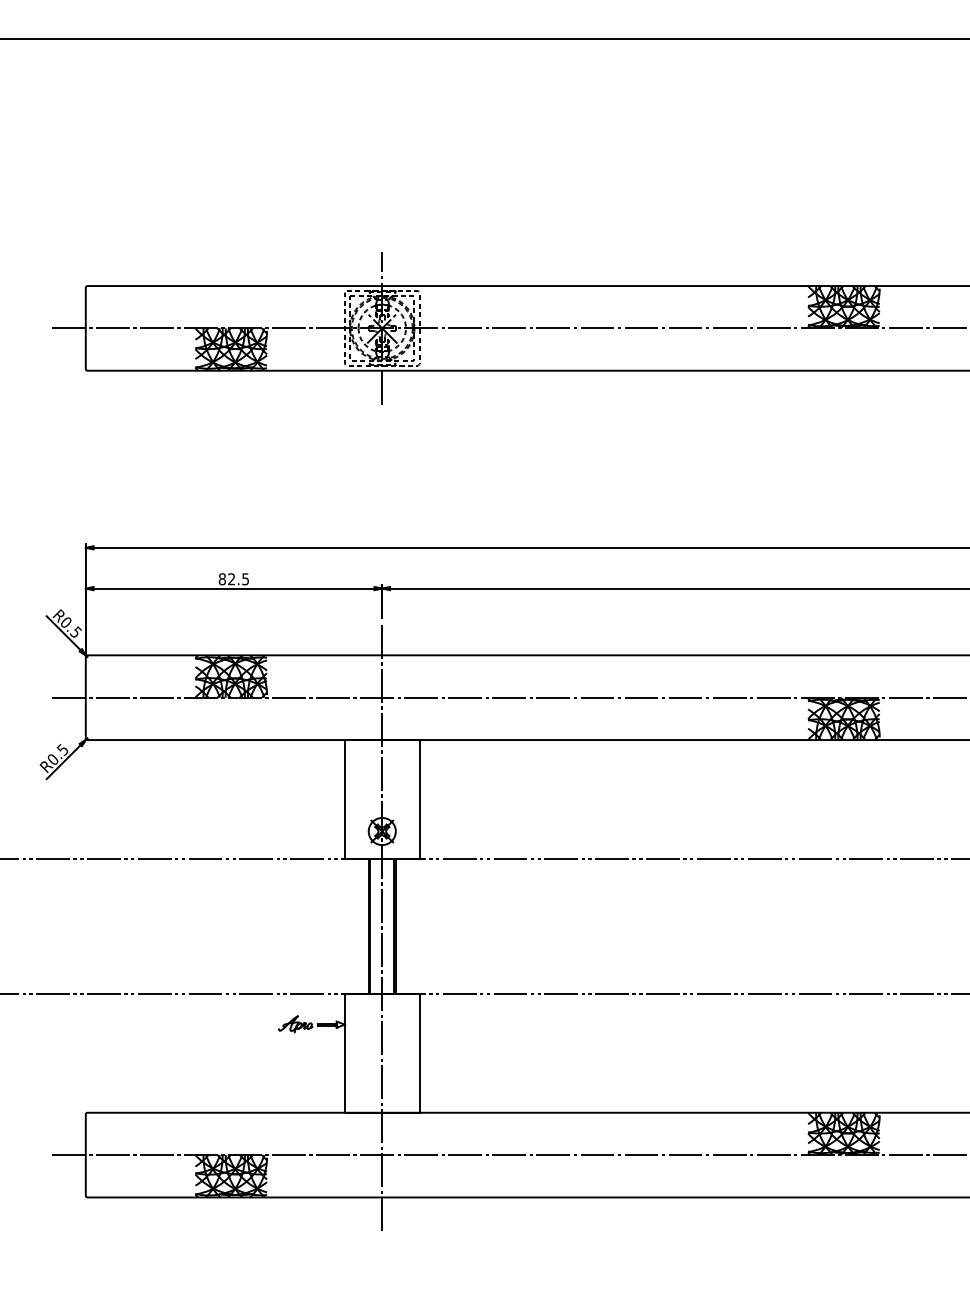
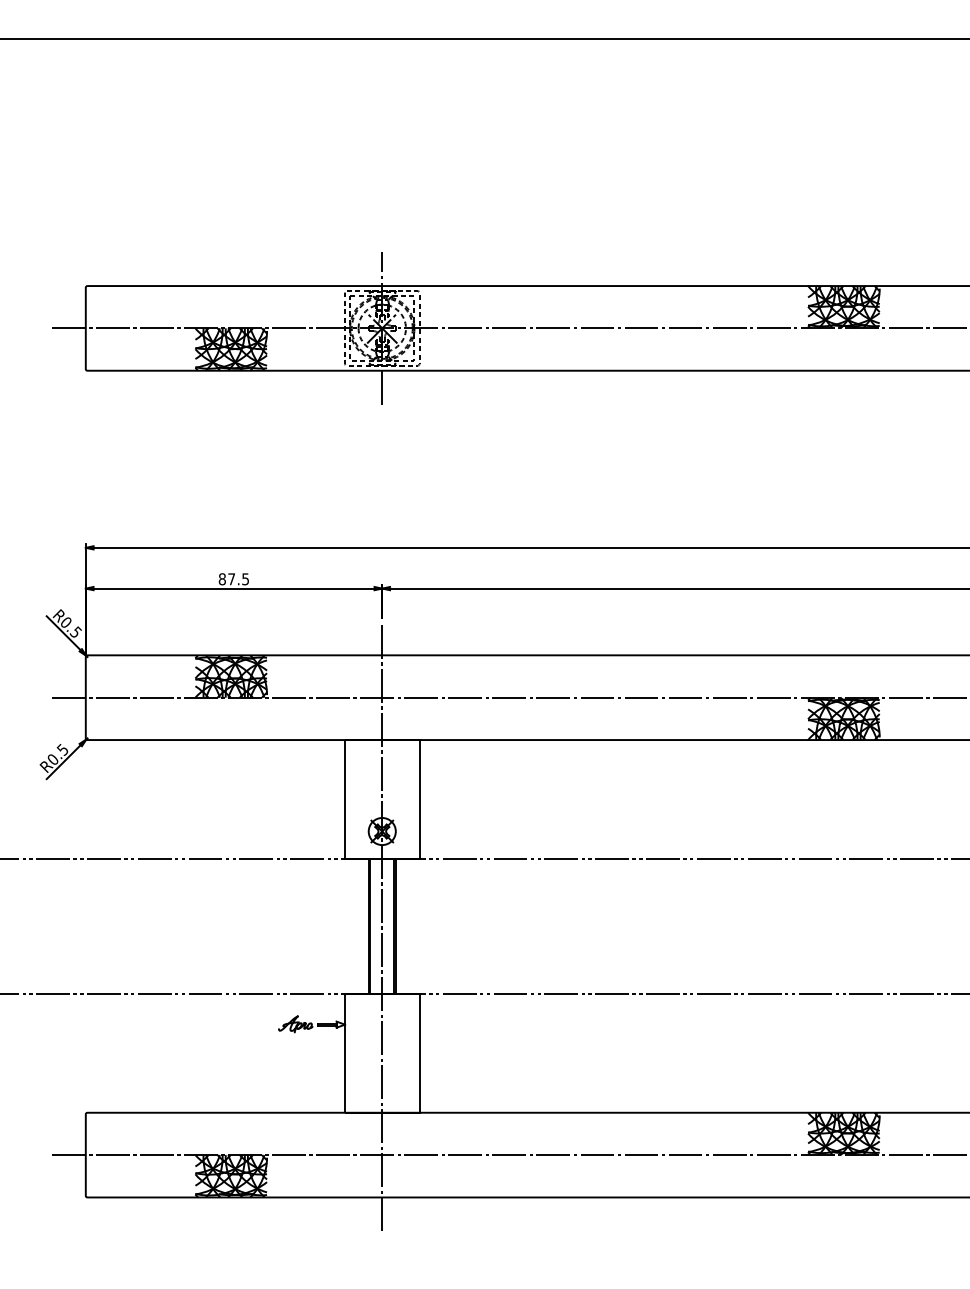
text: 82.5 -> 87.5 (231, 579)
